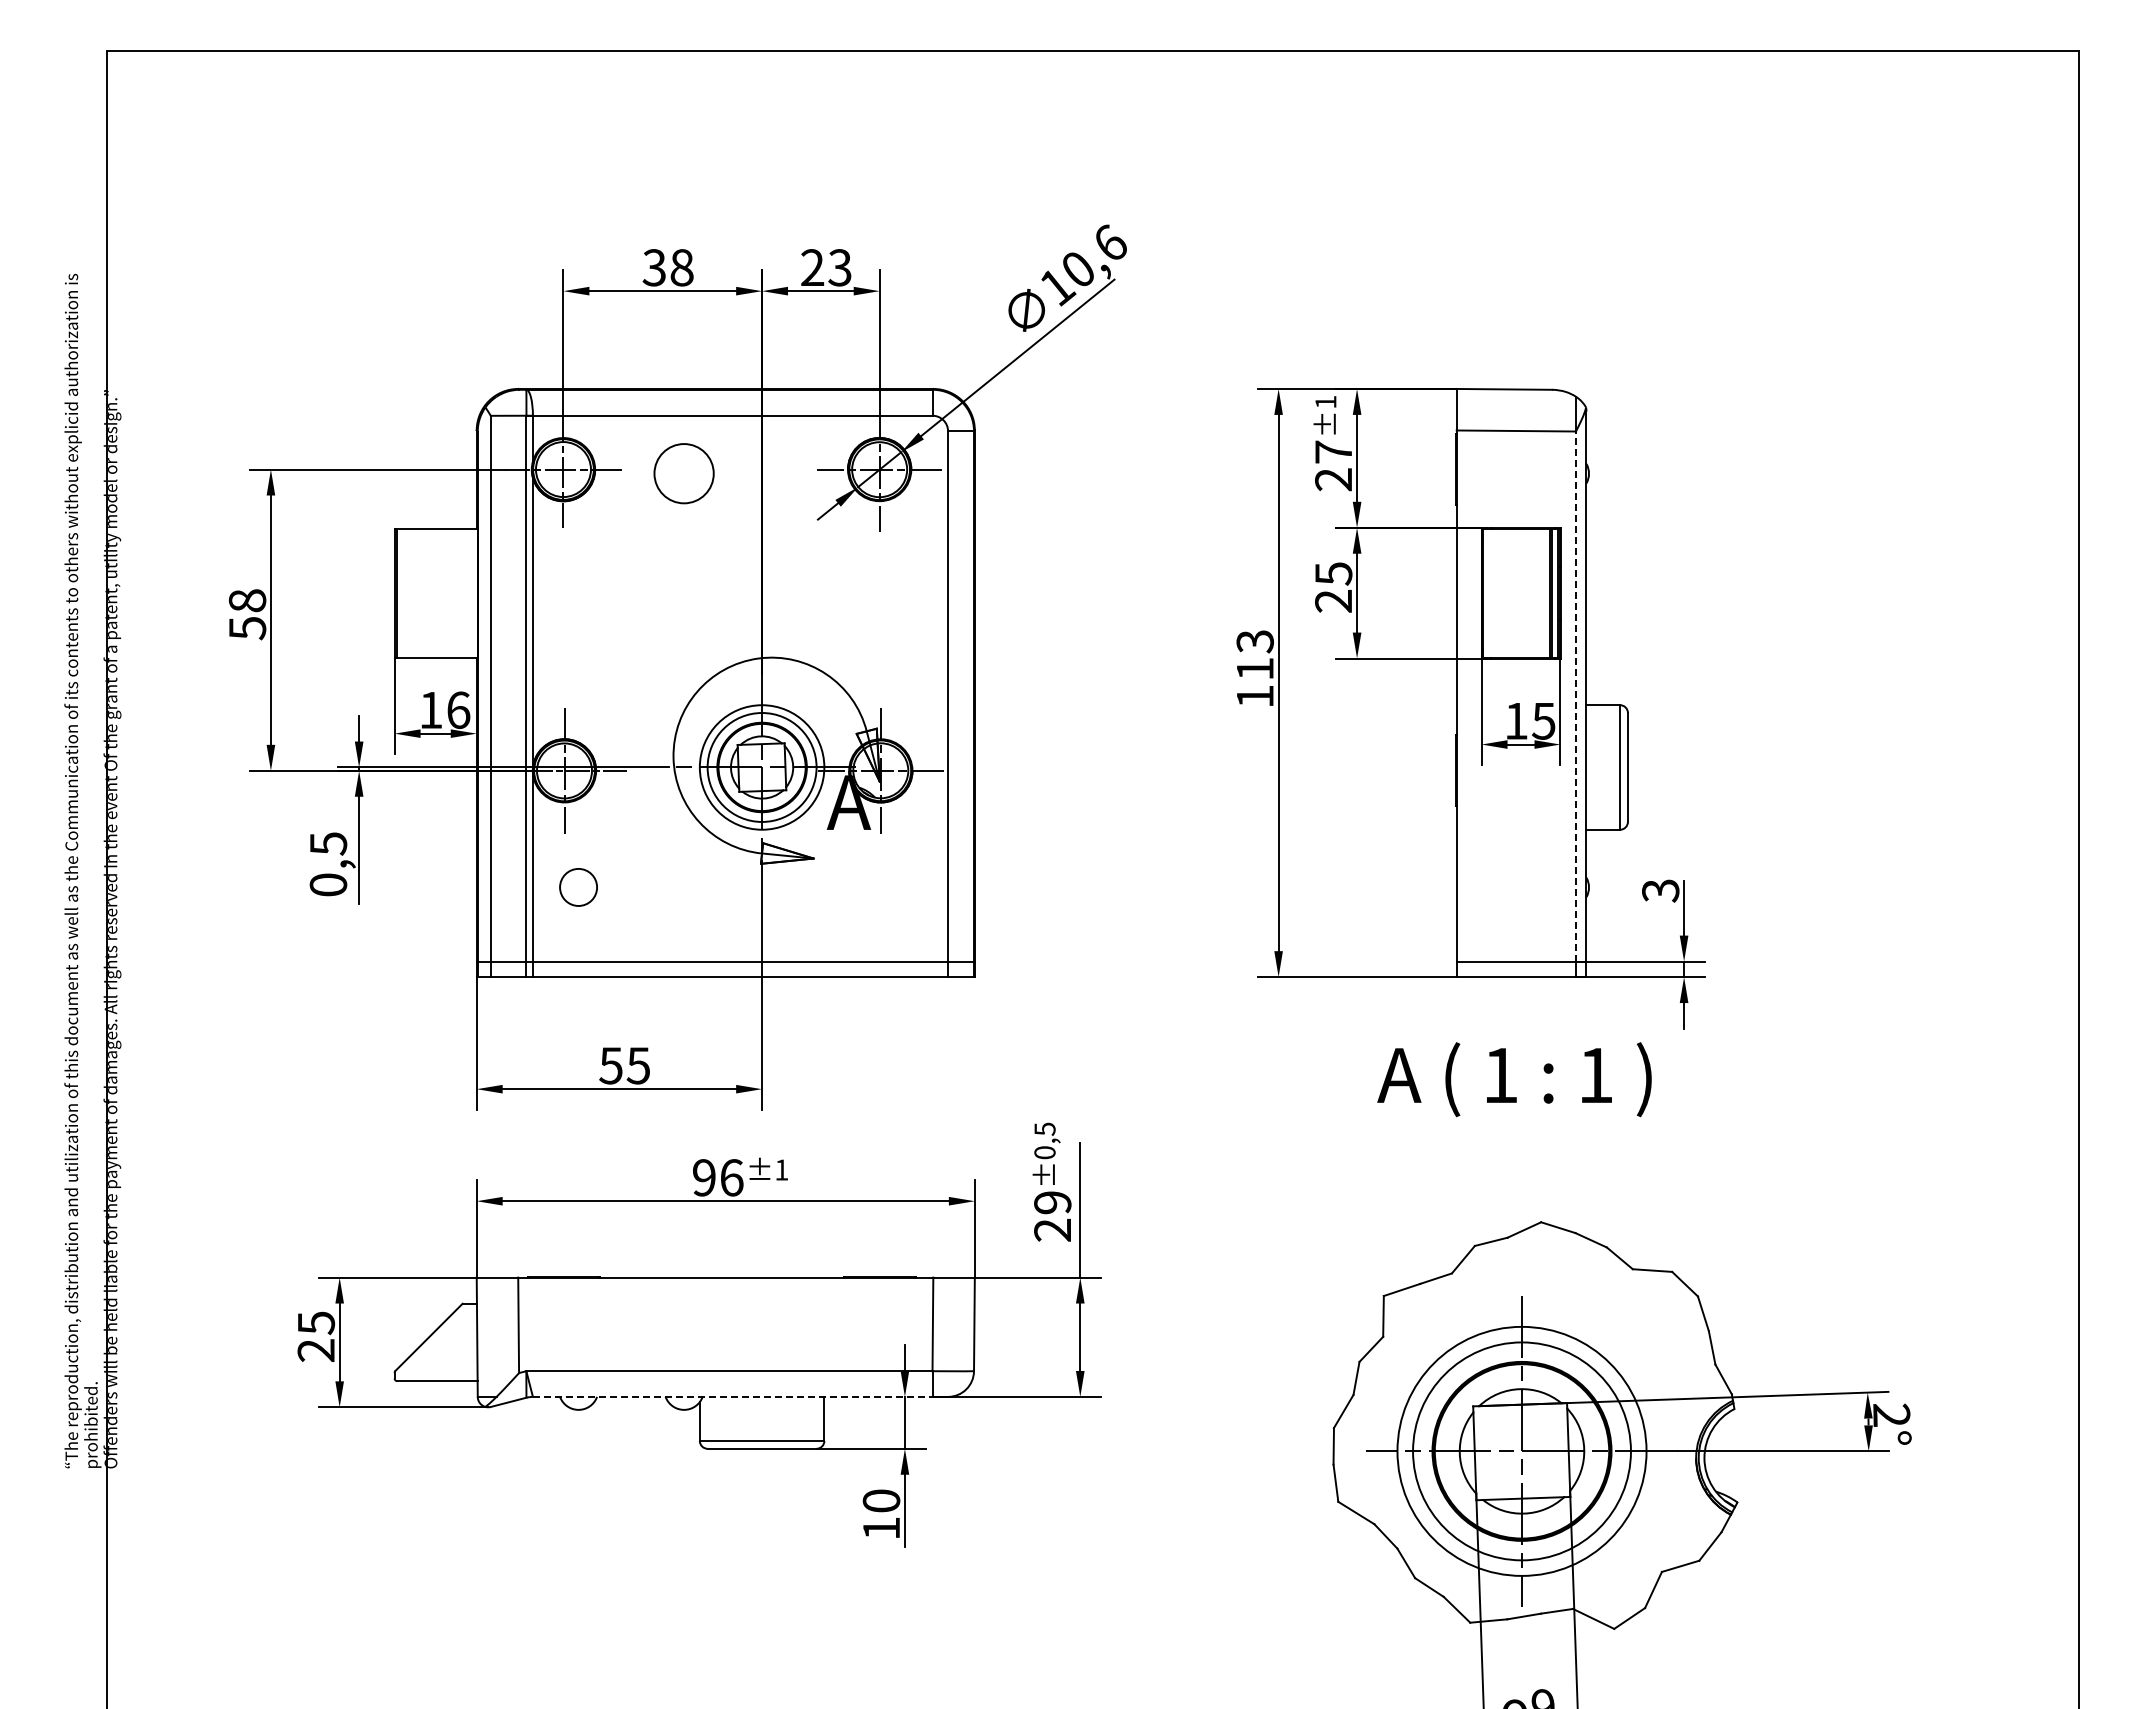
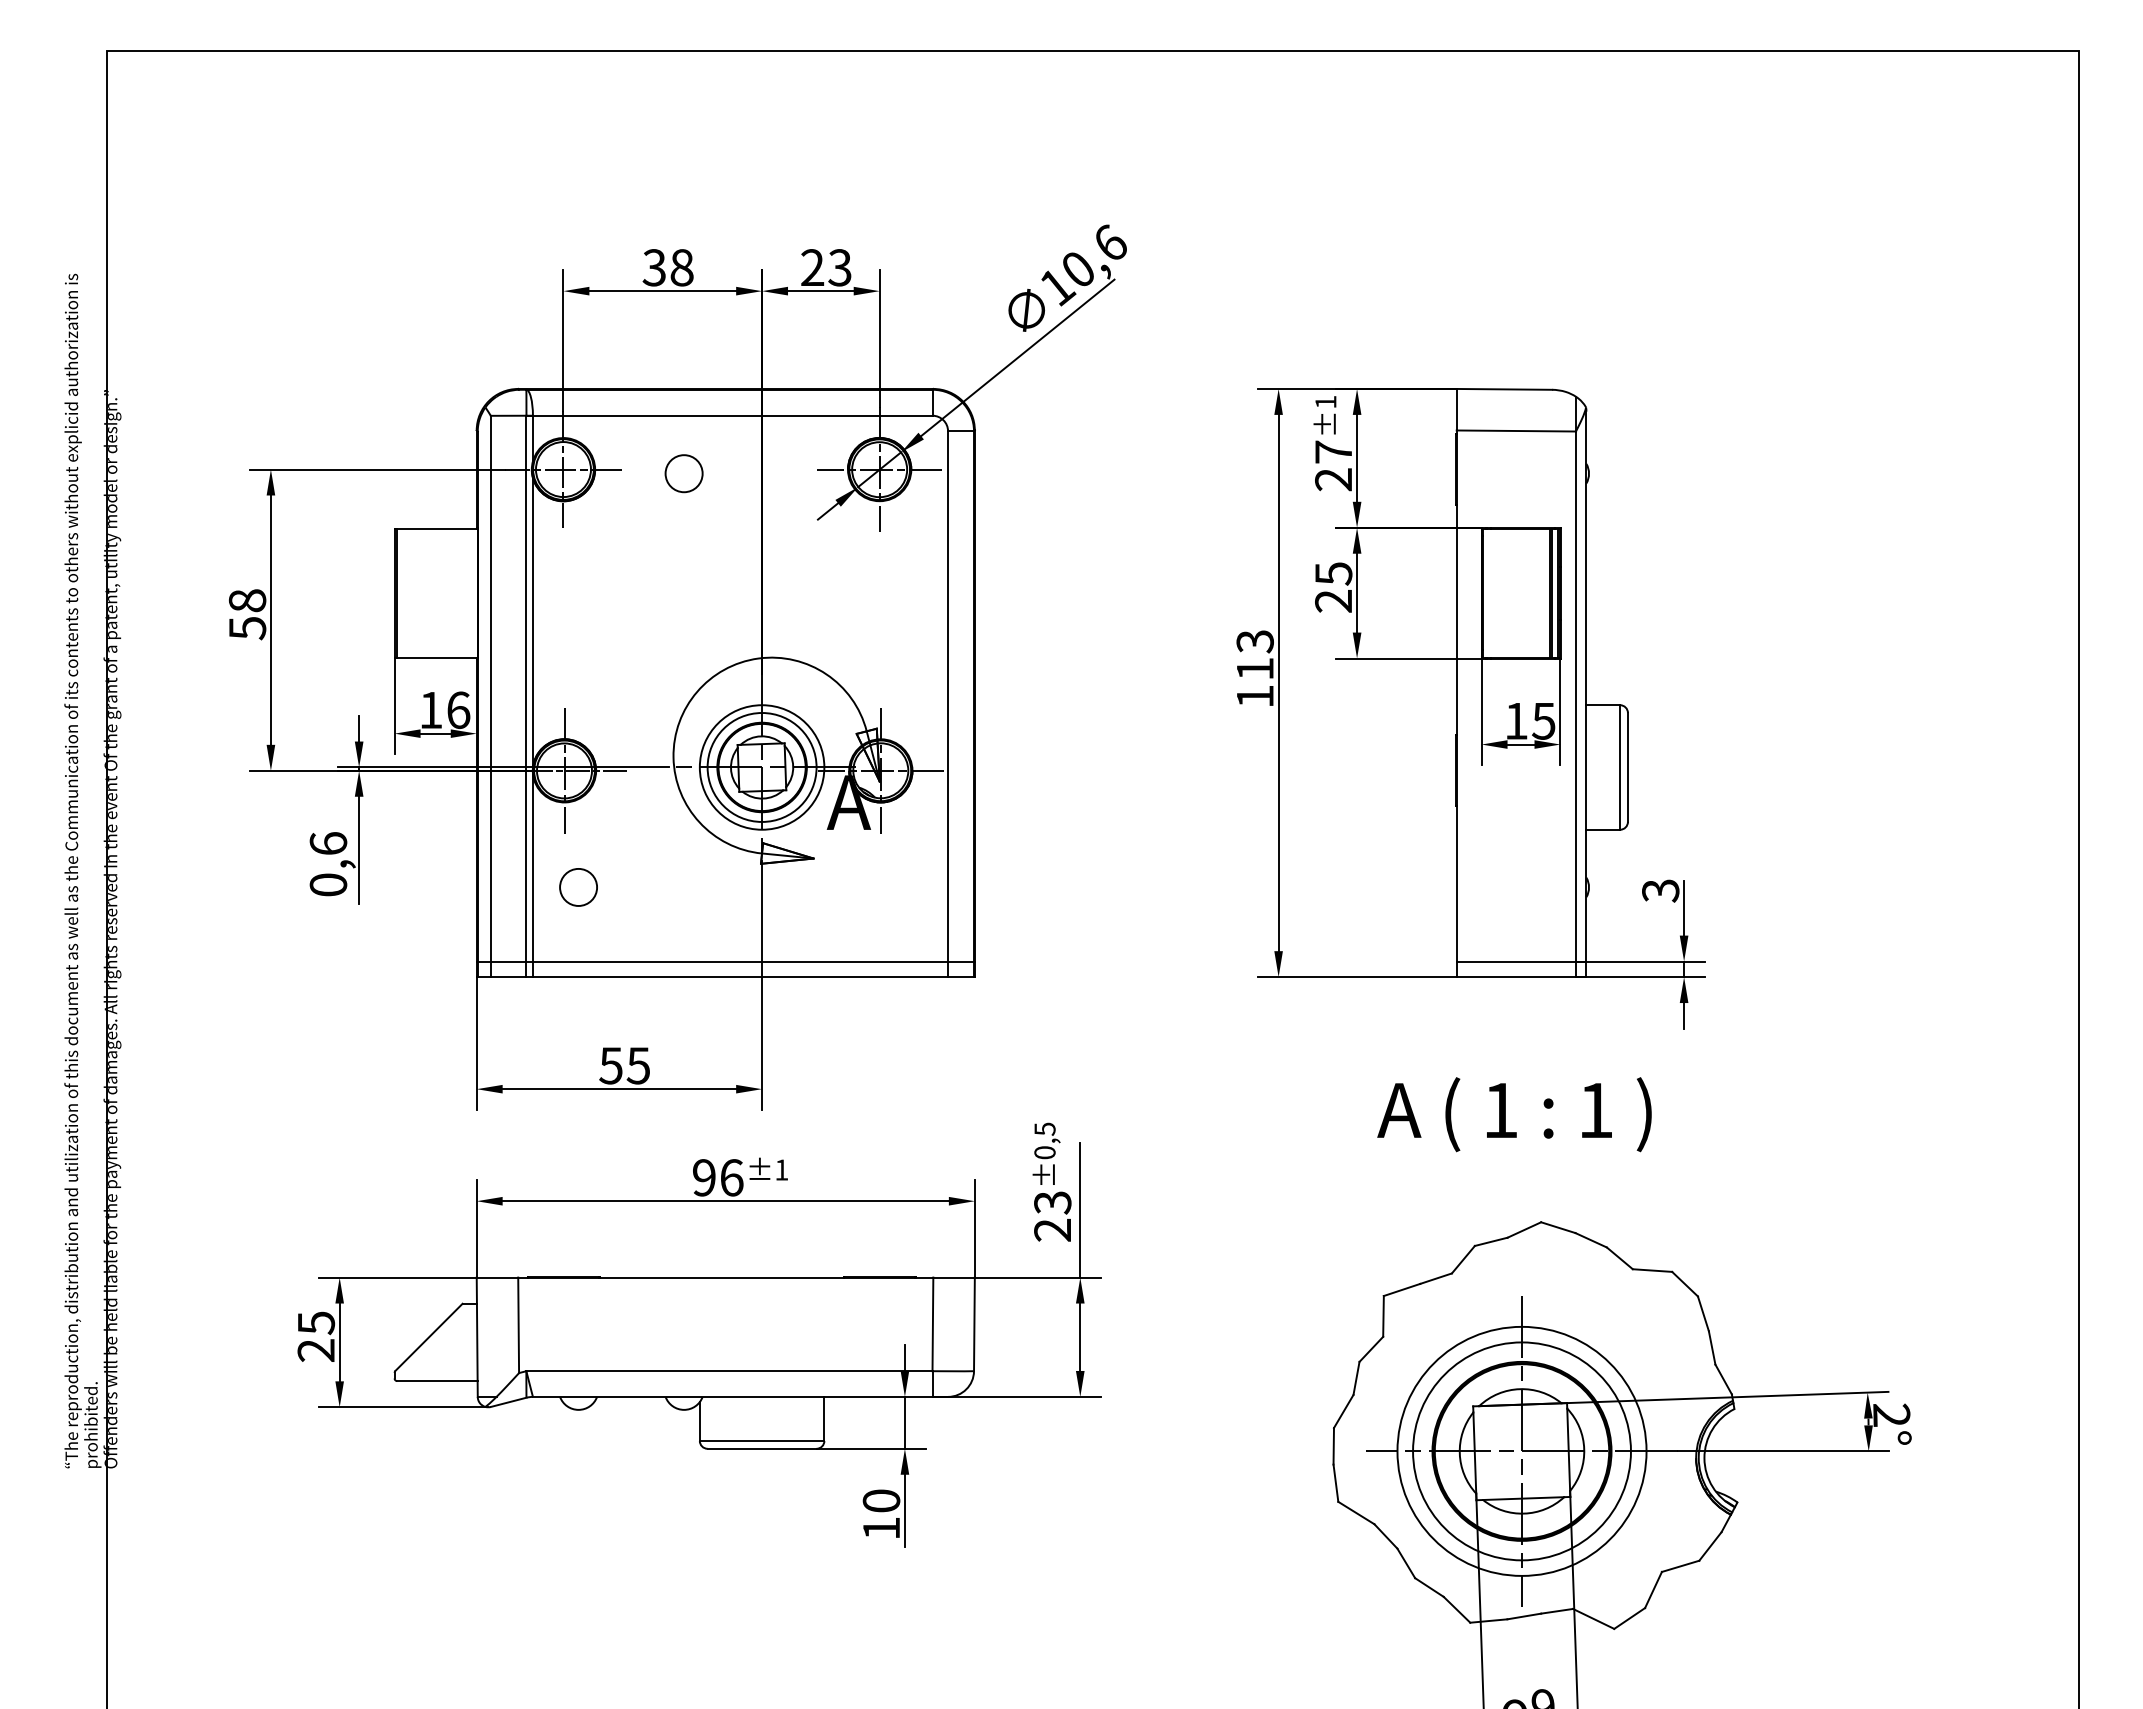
circle diameter: 59 px -> 37 px (683, 473)
line: dashed -> solid (1576, 696)
text: 0,5 -> 0,6 (328, 843)
text position: (1514, 1079) -> (1514, 1114) (1514, 1114)
text: 29 -> 23 (1052, 1202)
line: dashed -> solid (732, 1396)
